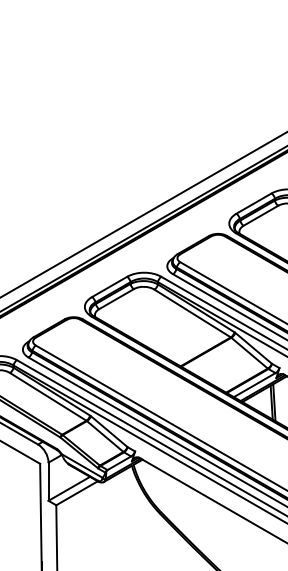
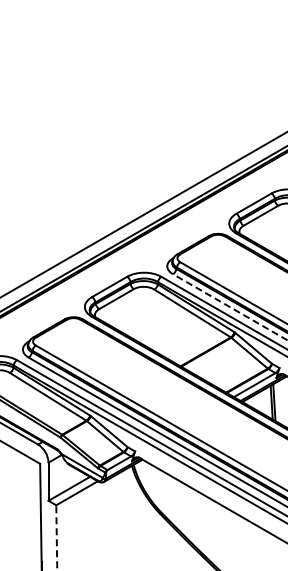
line: solid -> dashed (230, 307)
line: solid -> dashed (56, 537)
